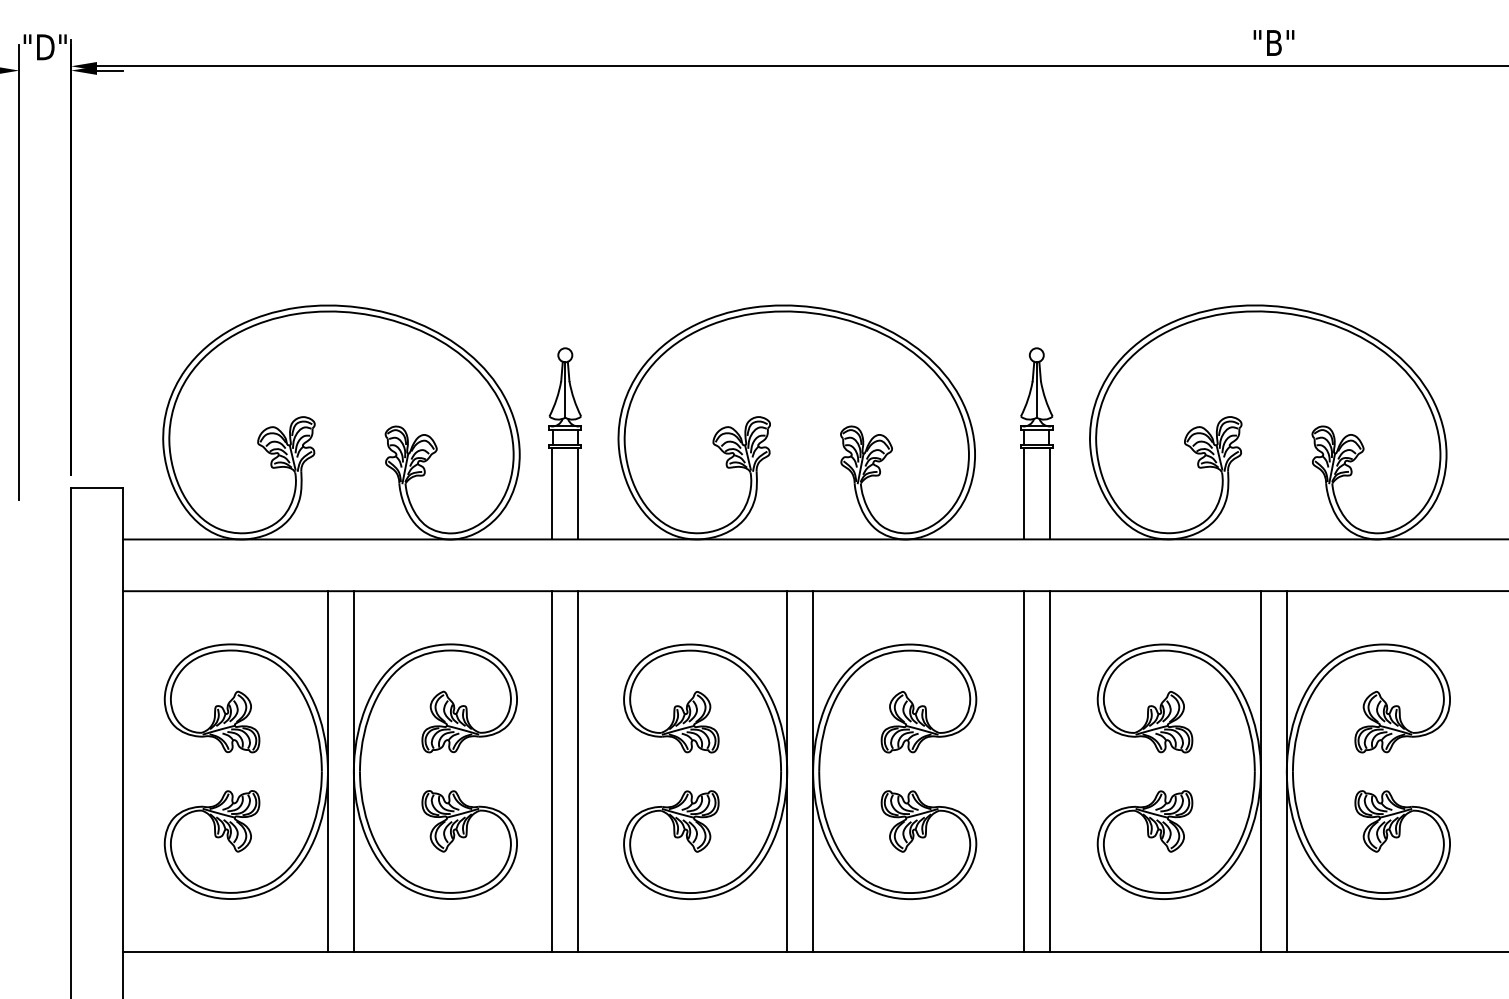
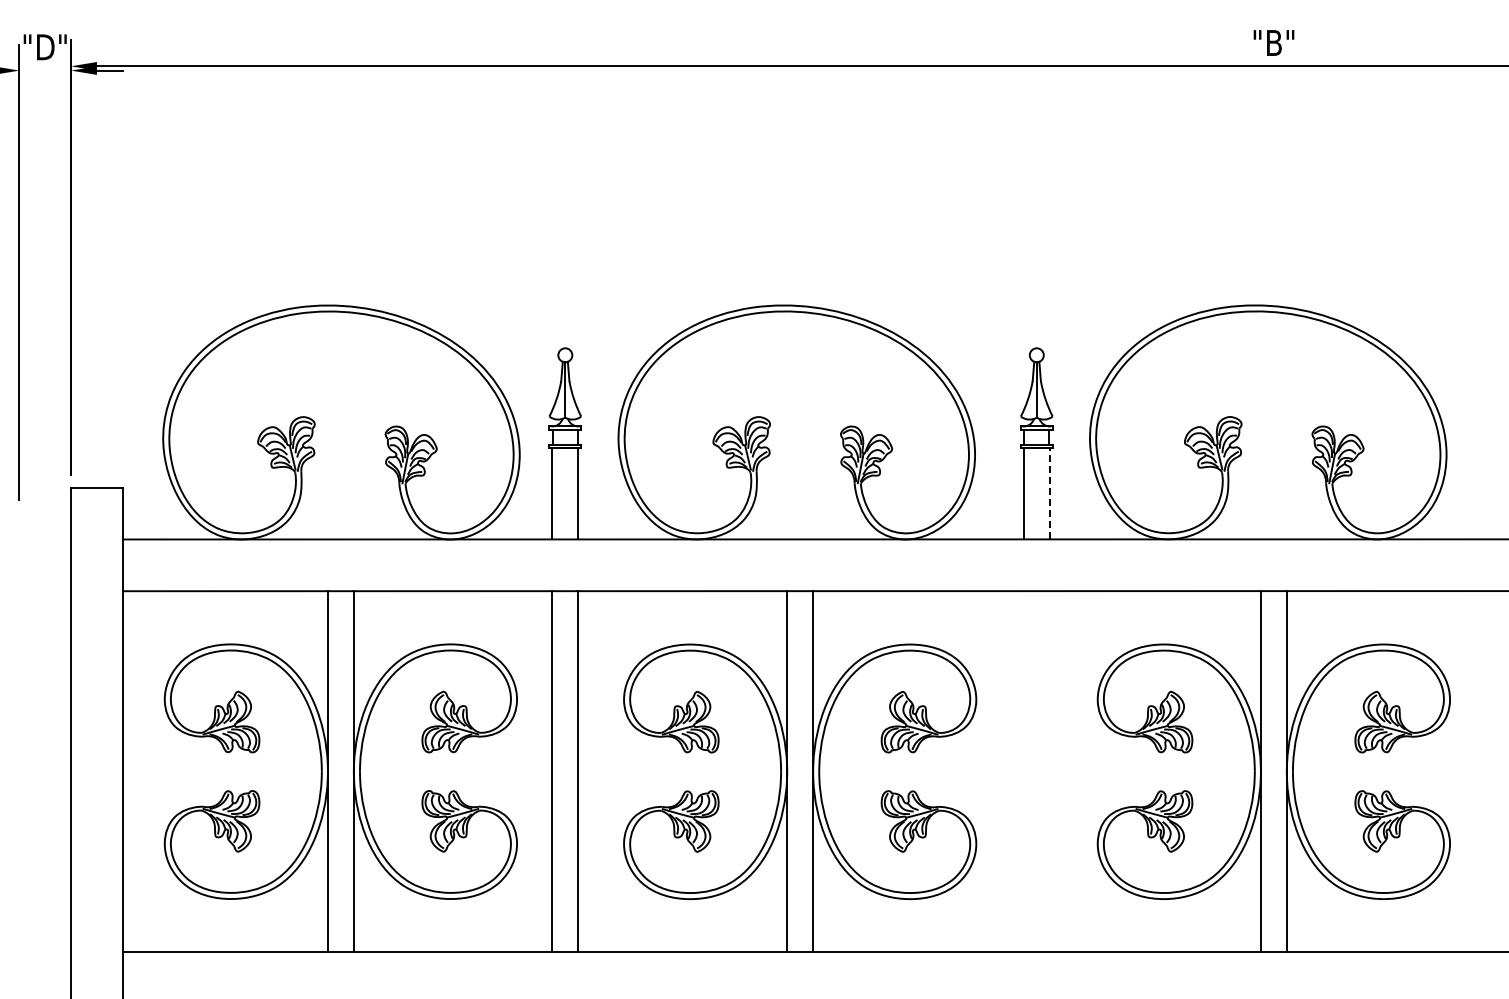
line: solid -> dashed (1049, 493)
line: present -> none (1023, 771)
line: present -> none (1049, 771)
